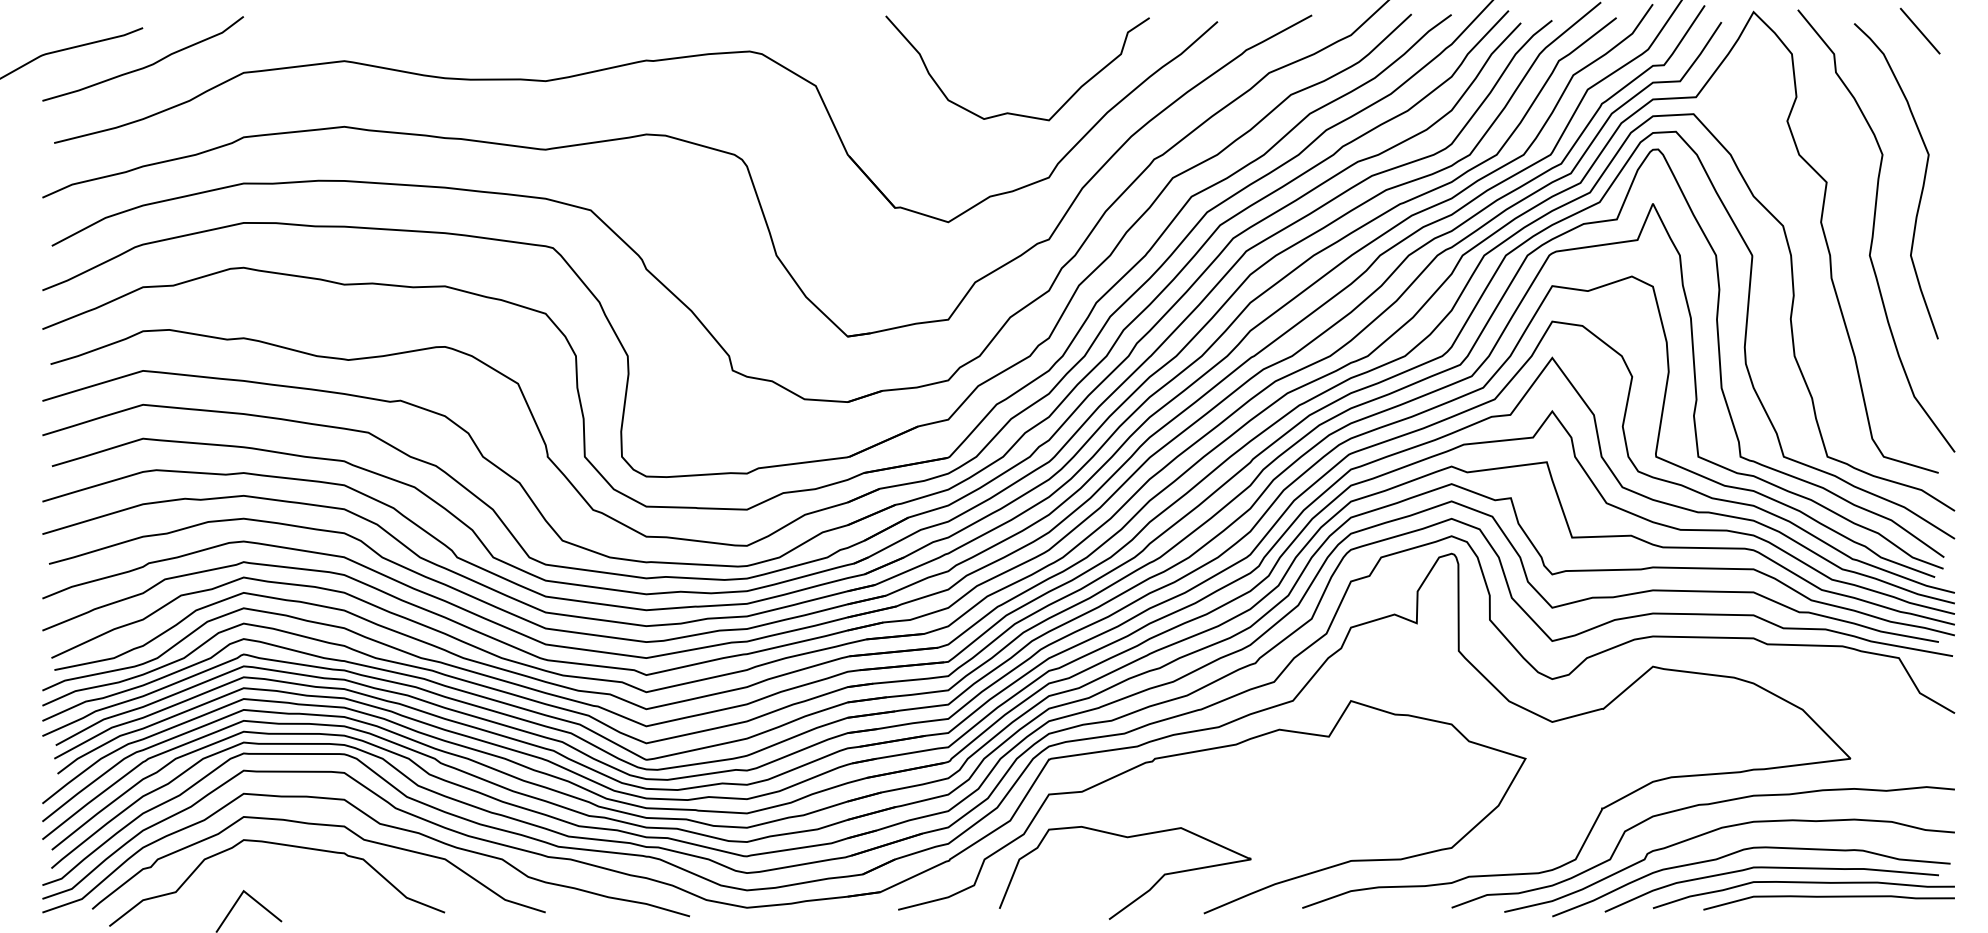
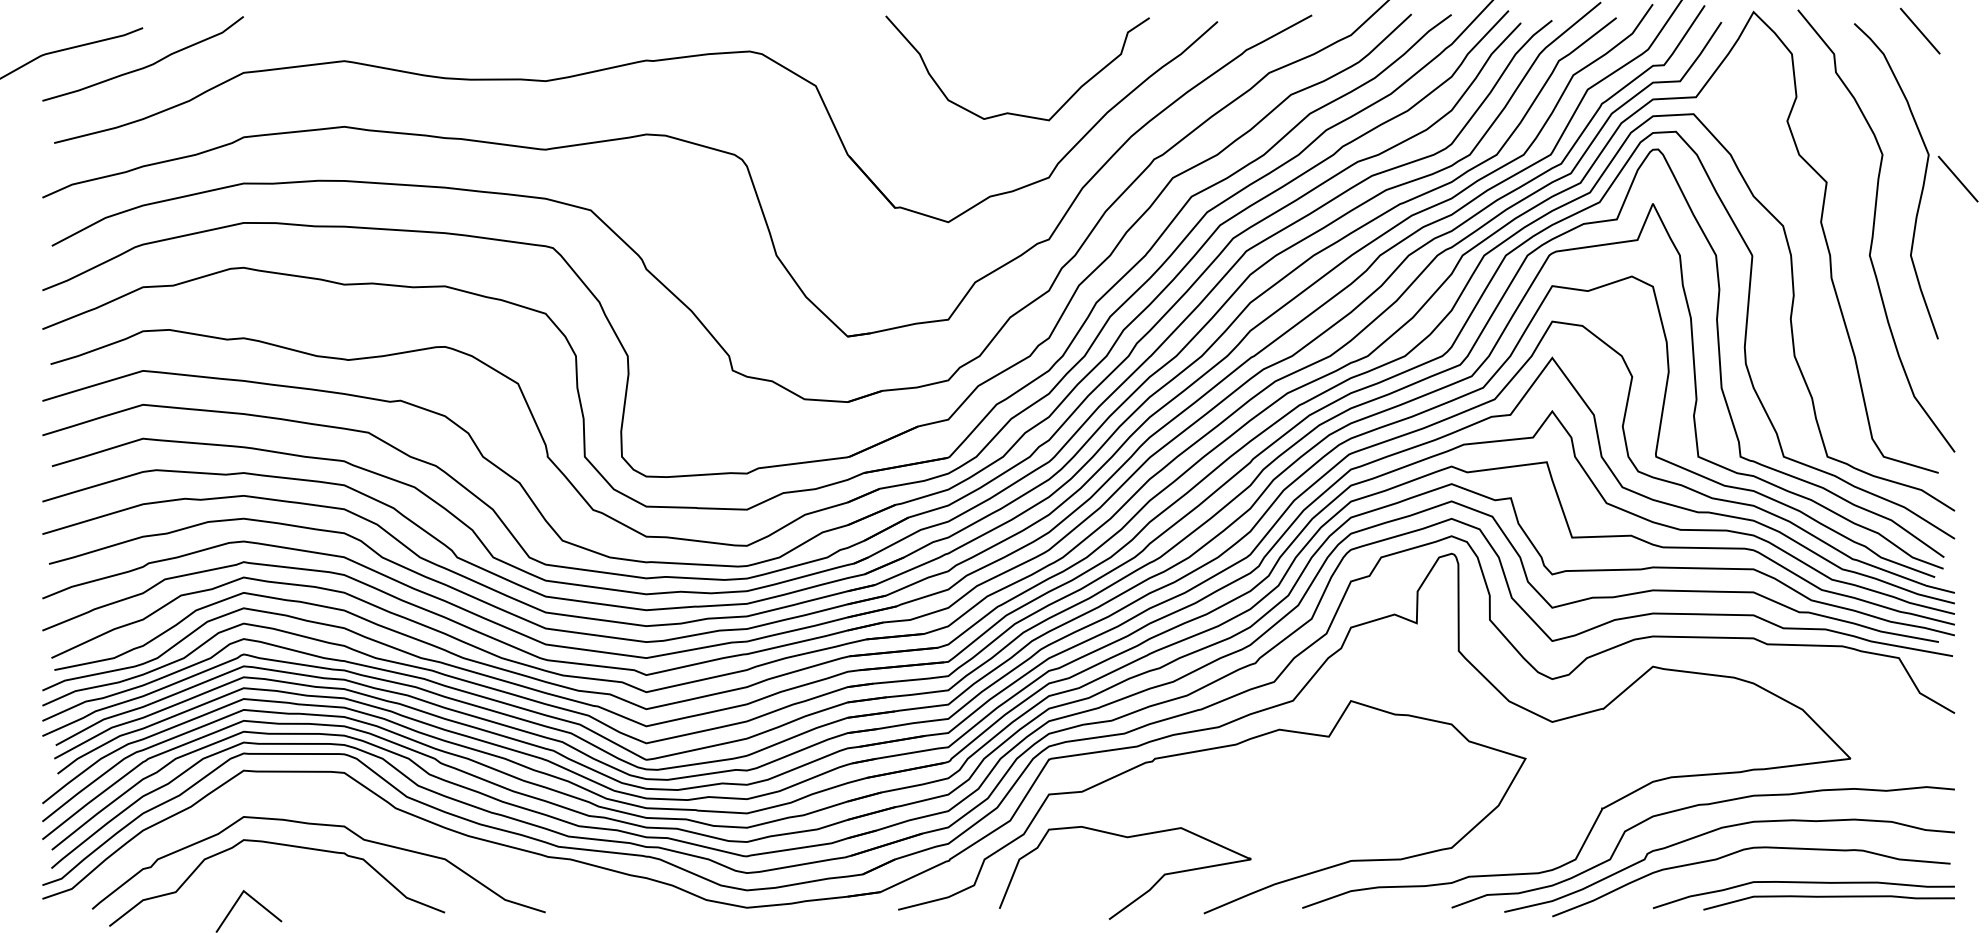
line: none -> present (1957, 179)
curve: present -> none (381, 825)
curve: present -> none (1771, 868)
